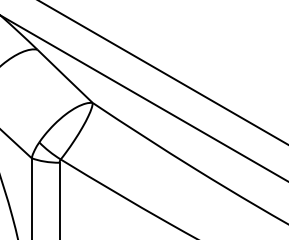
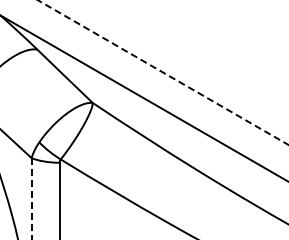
line: solid -> dashed (162, 72)
line: solid -> dashed (31, 199)
